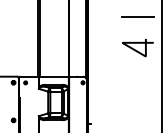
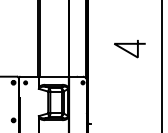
line: present -> none (137, 17)
line position: (137, 50) -> (129, 51) (129, 51)
